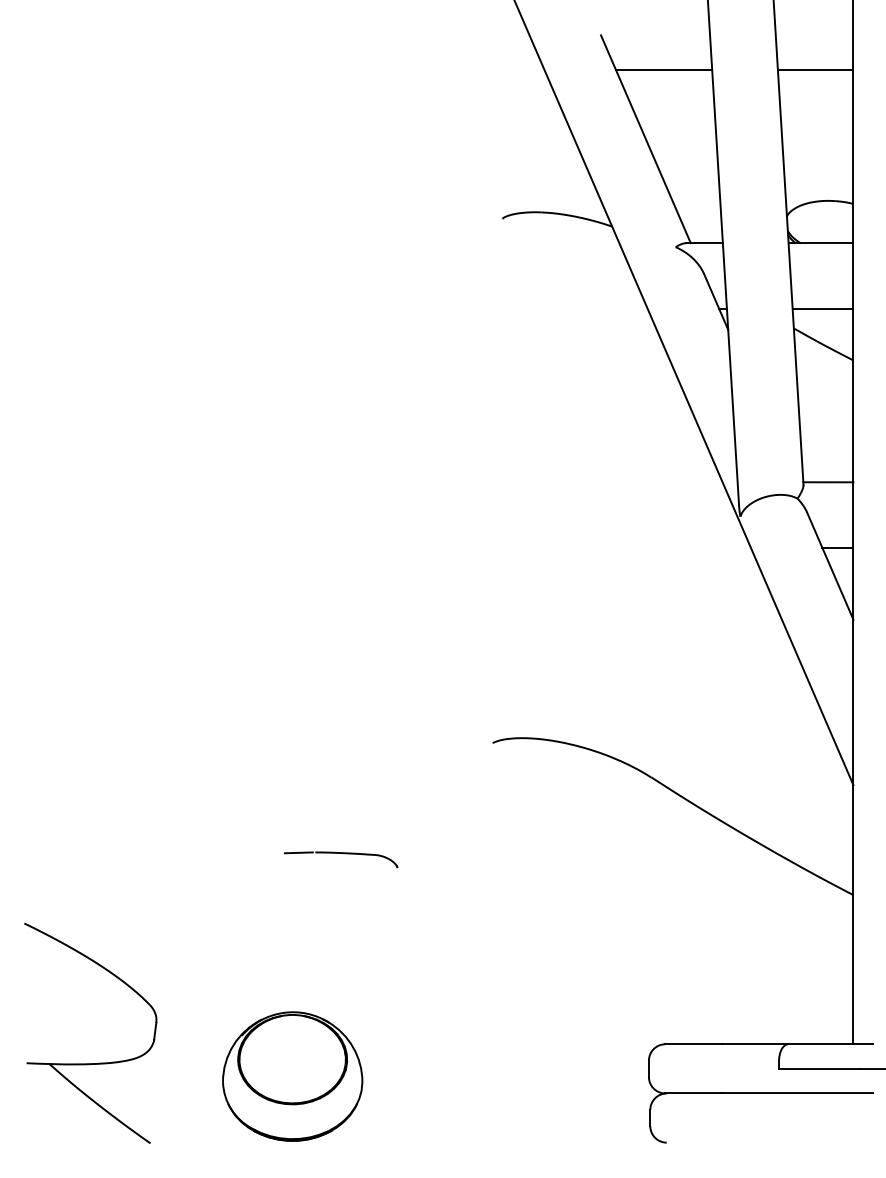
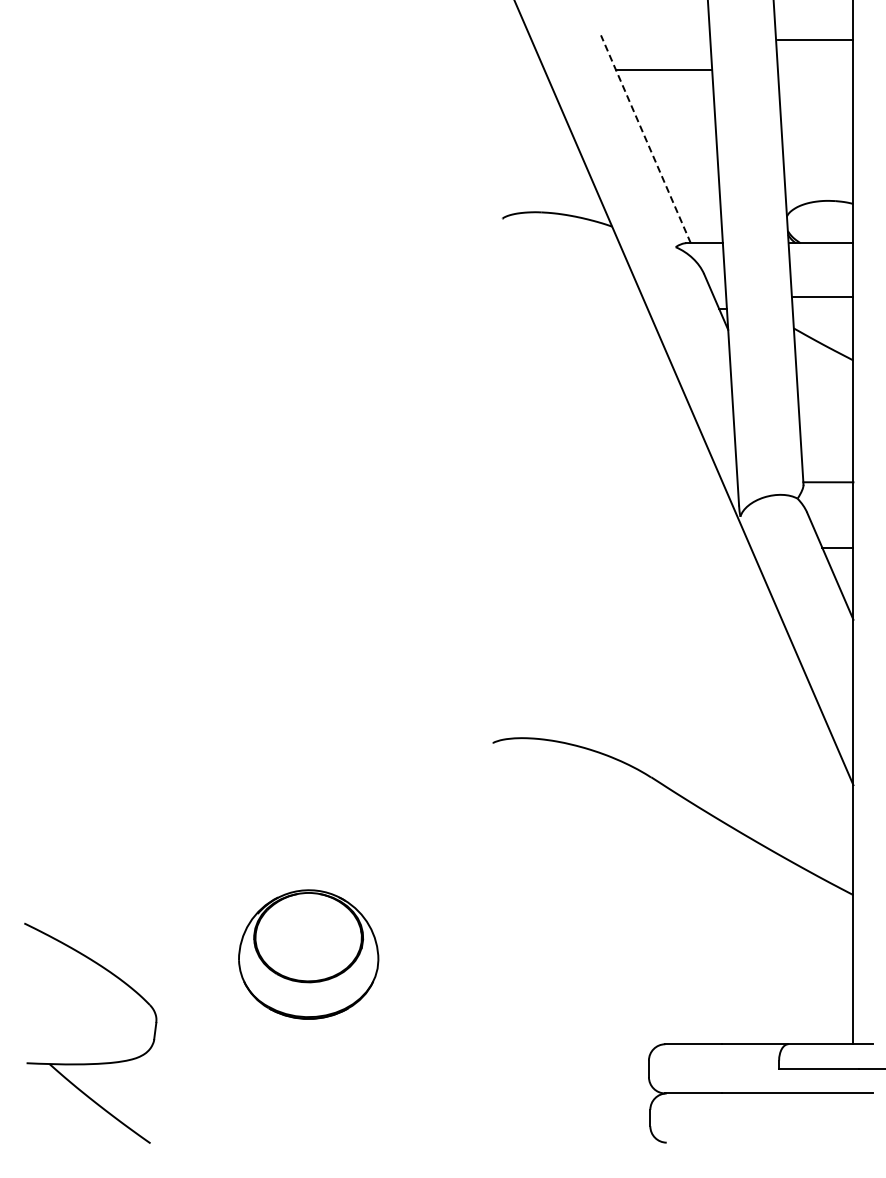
line position: (815, 69) -> (815, 39) (815, 39)
line: solid -> dashed (645, 138)
line position: (822, 308) -> (822, 296) (822, 296)
part: present -> none (341, 859)
part position: (292, 1076) -> (308, 954) (308, 954)
